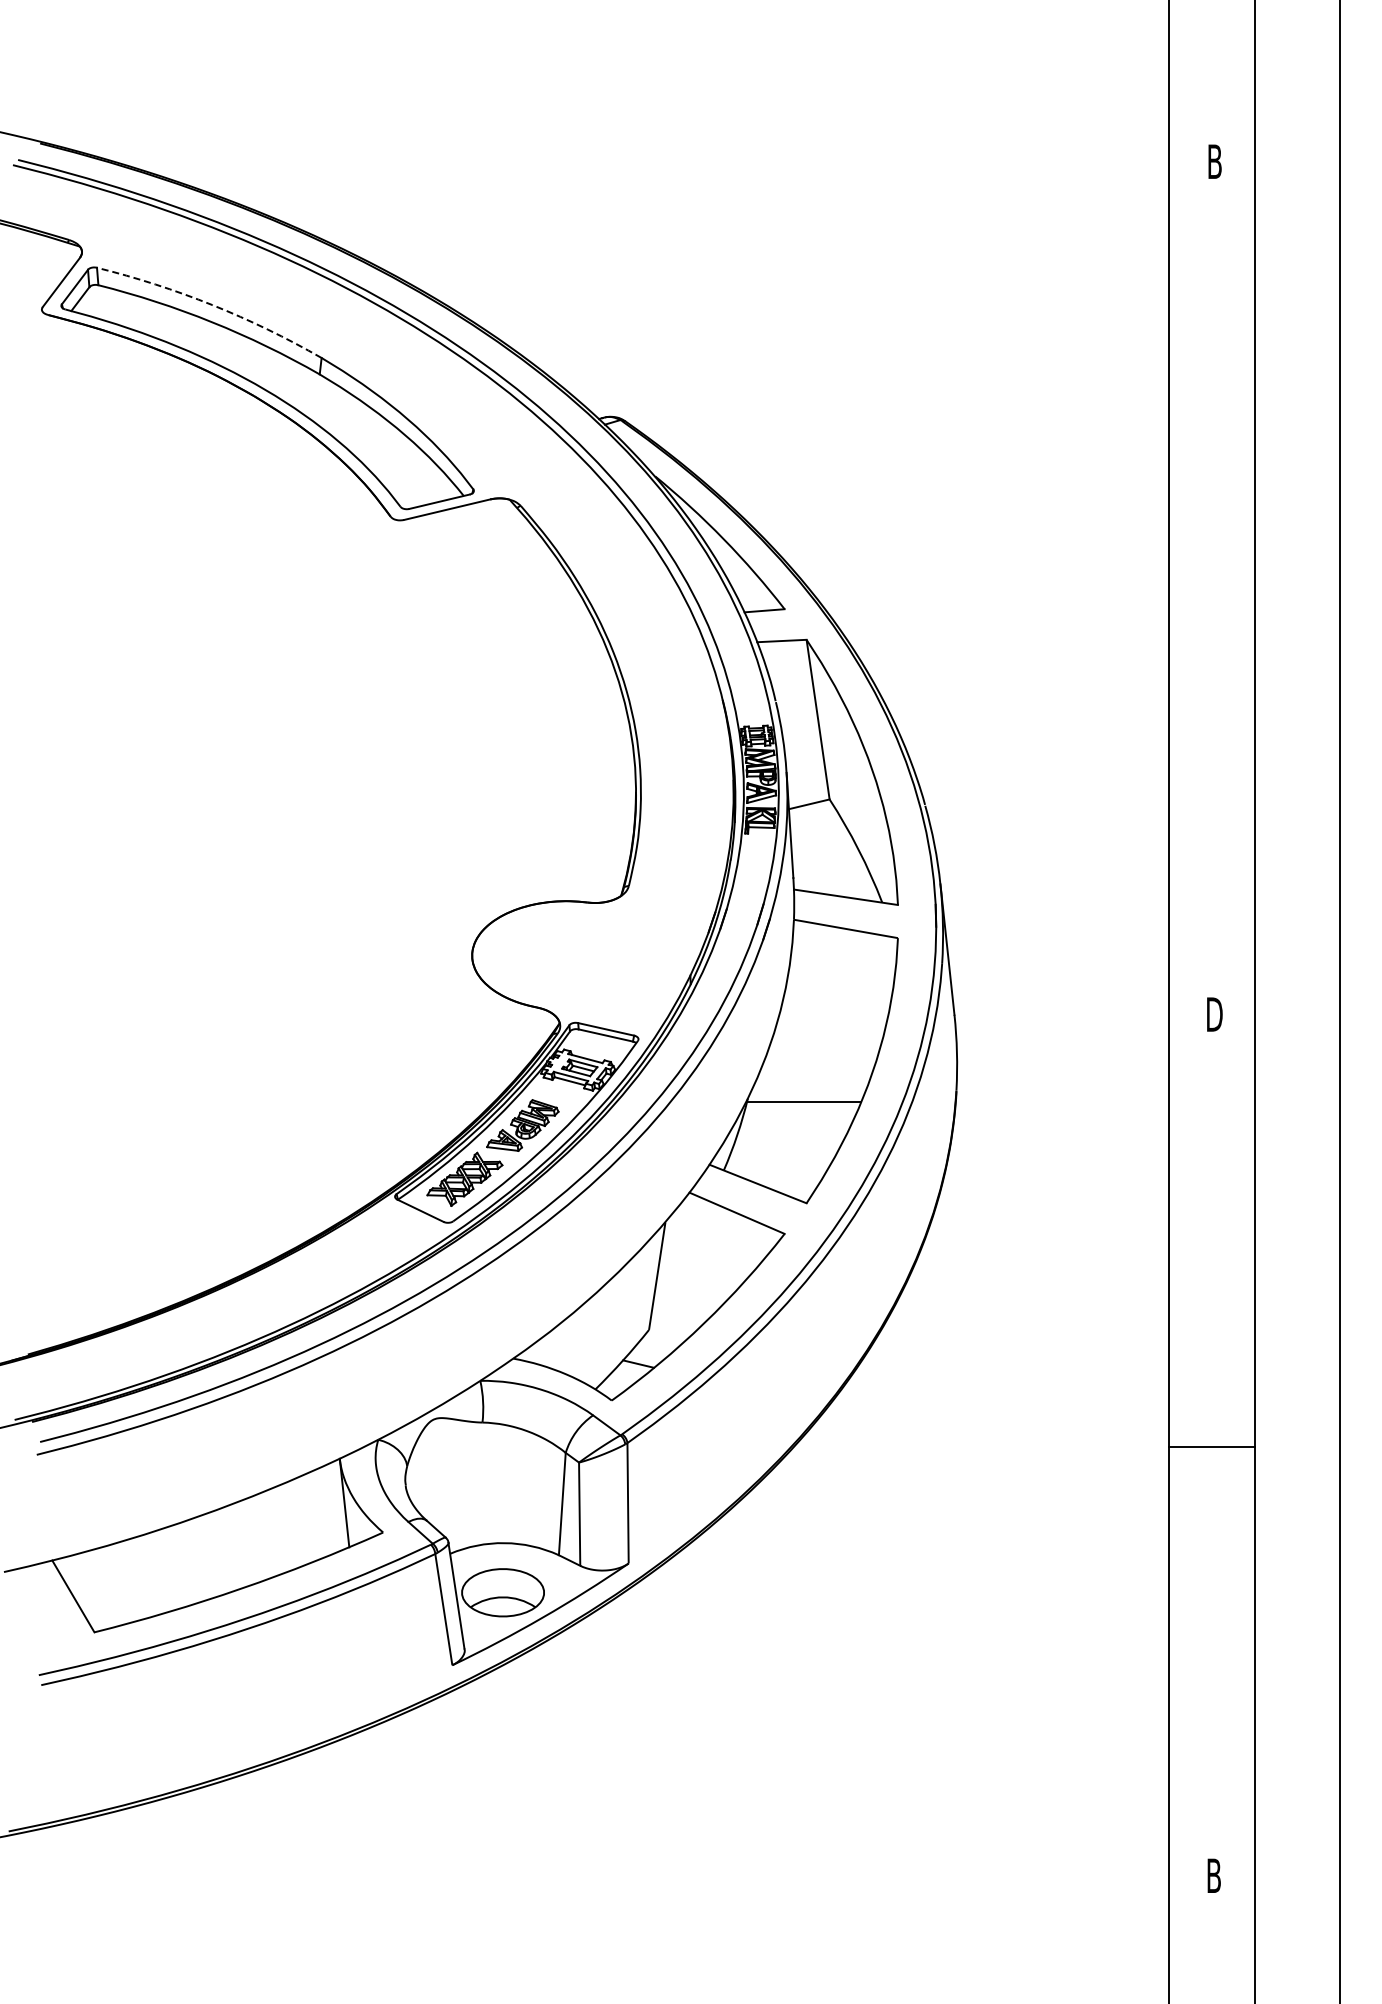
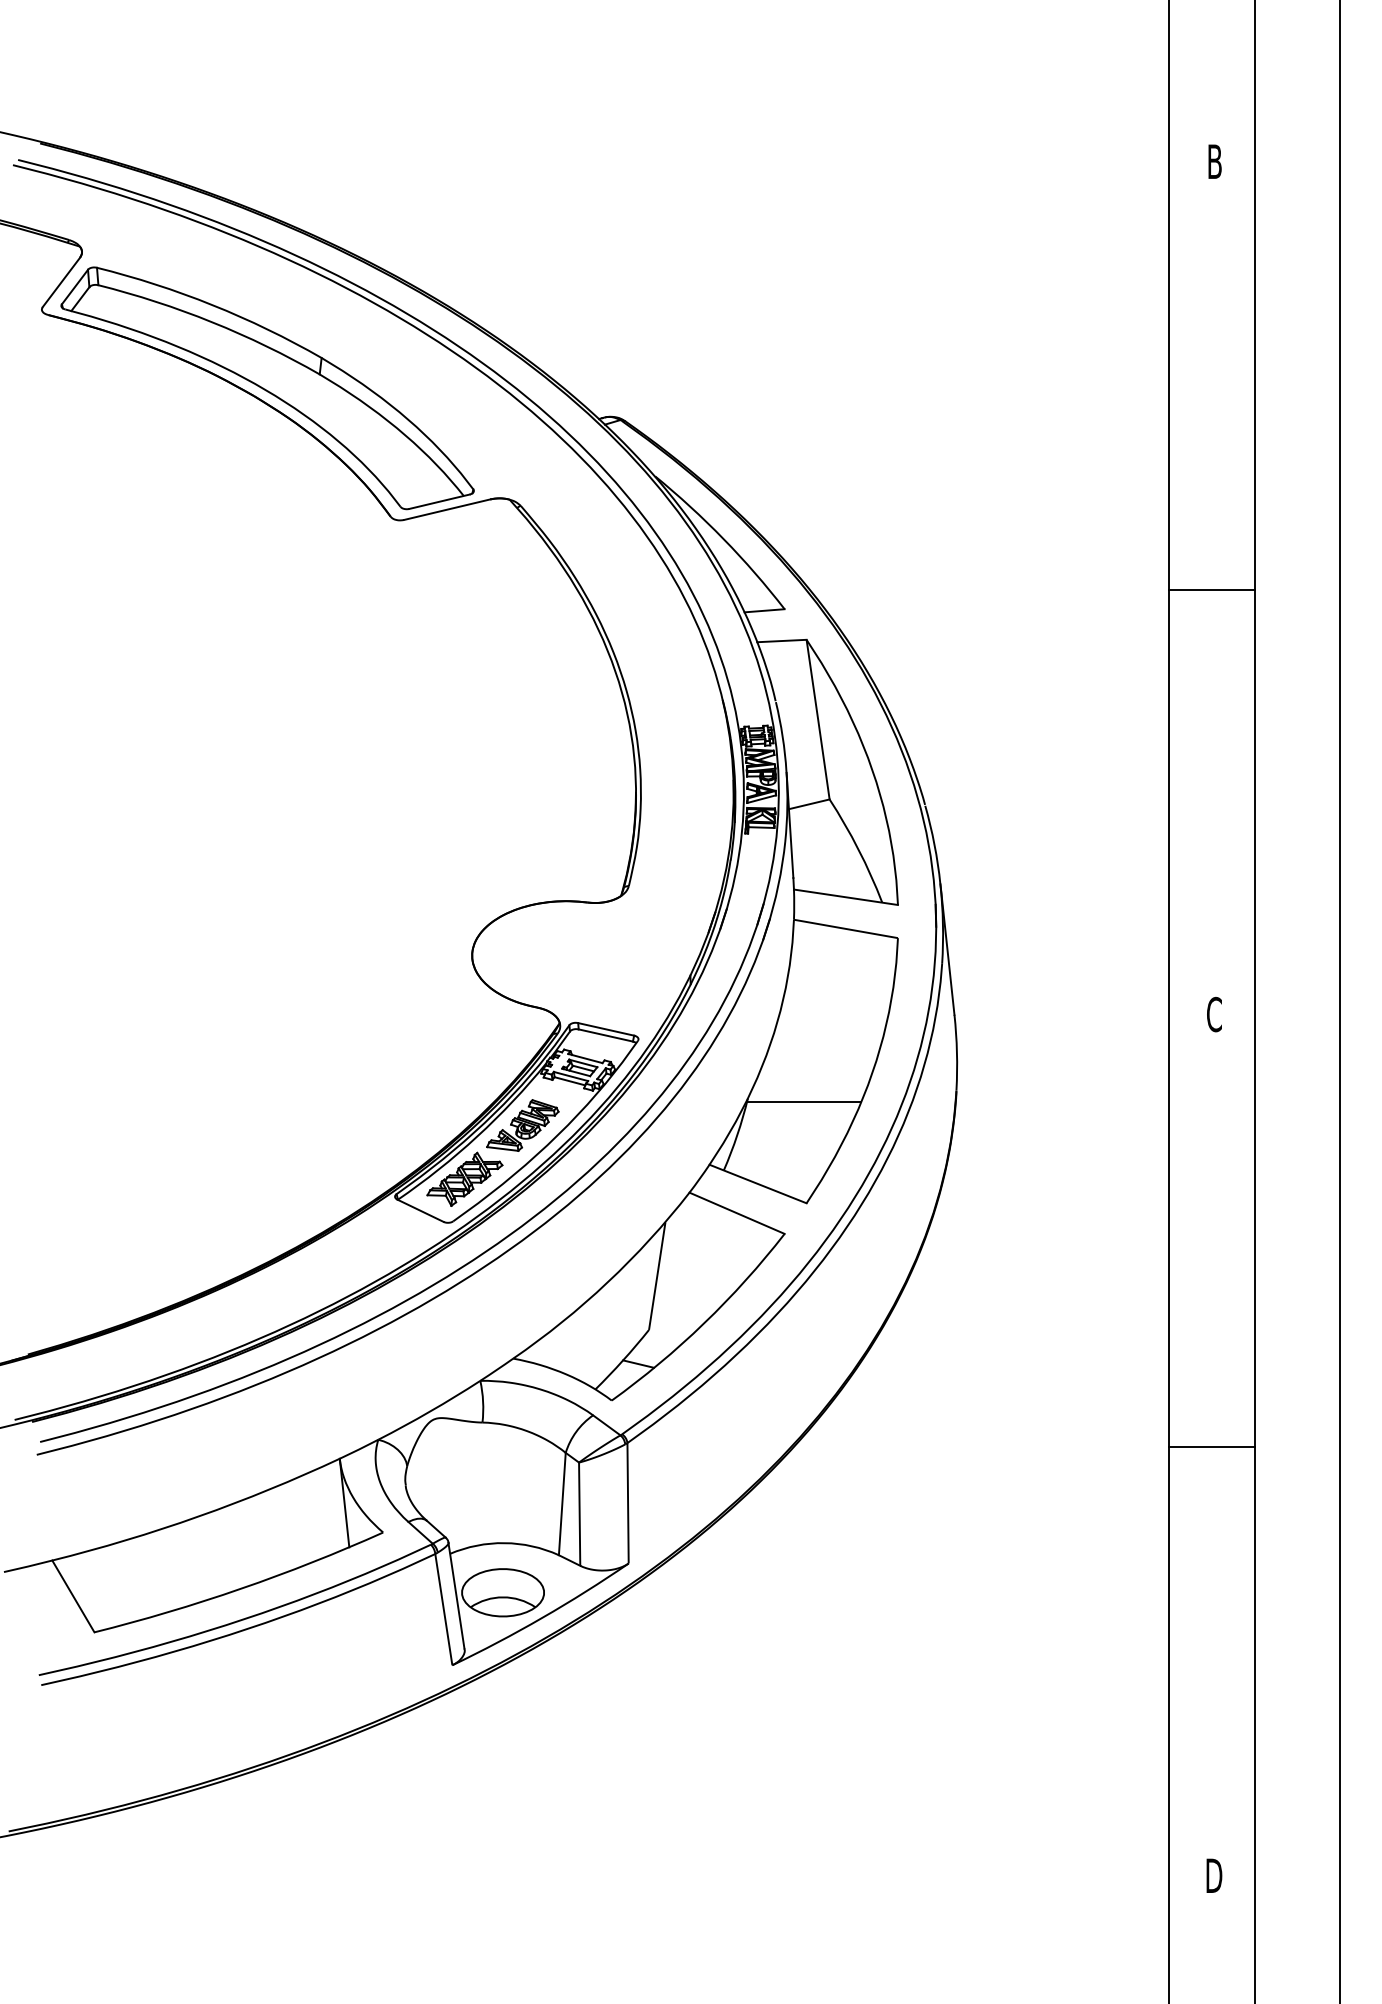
arc: dashed -> solid (212, 305)
line: none -> present (1211, 590)
text: D -> C (1214, 1014)
text: B -> D (1214, 1875)
